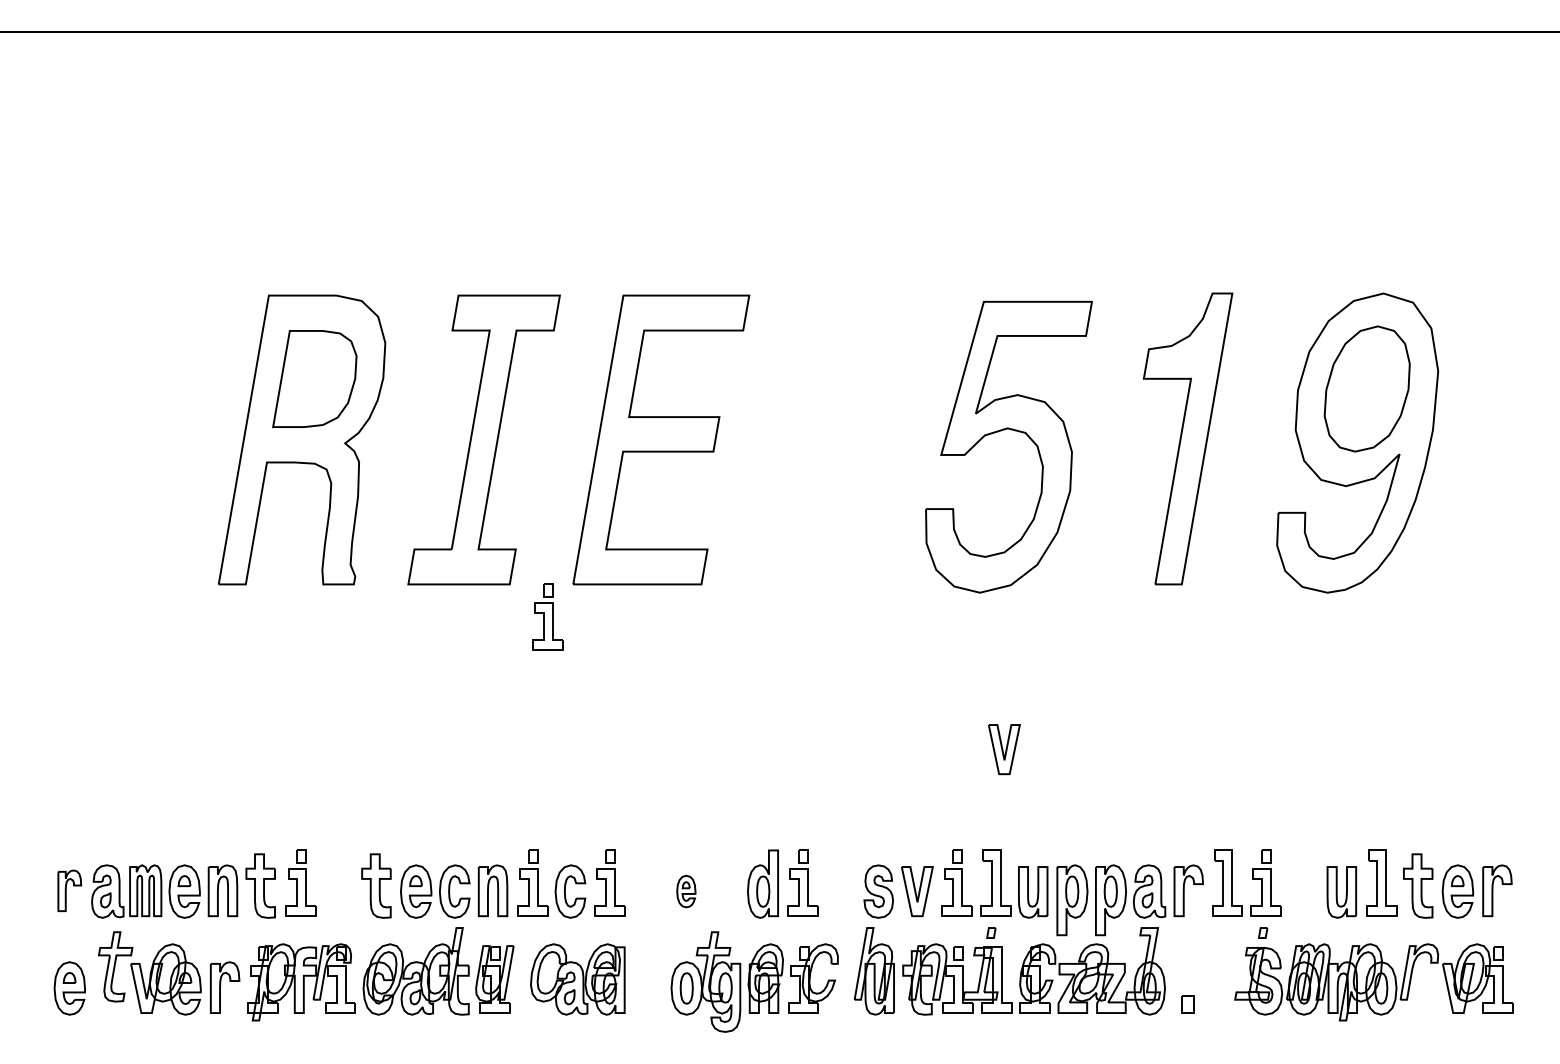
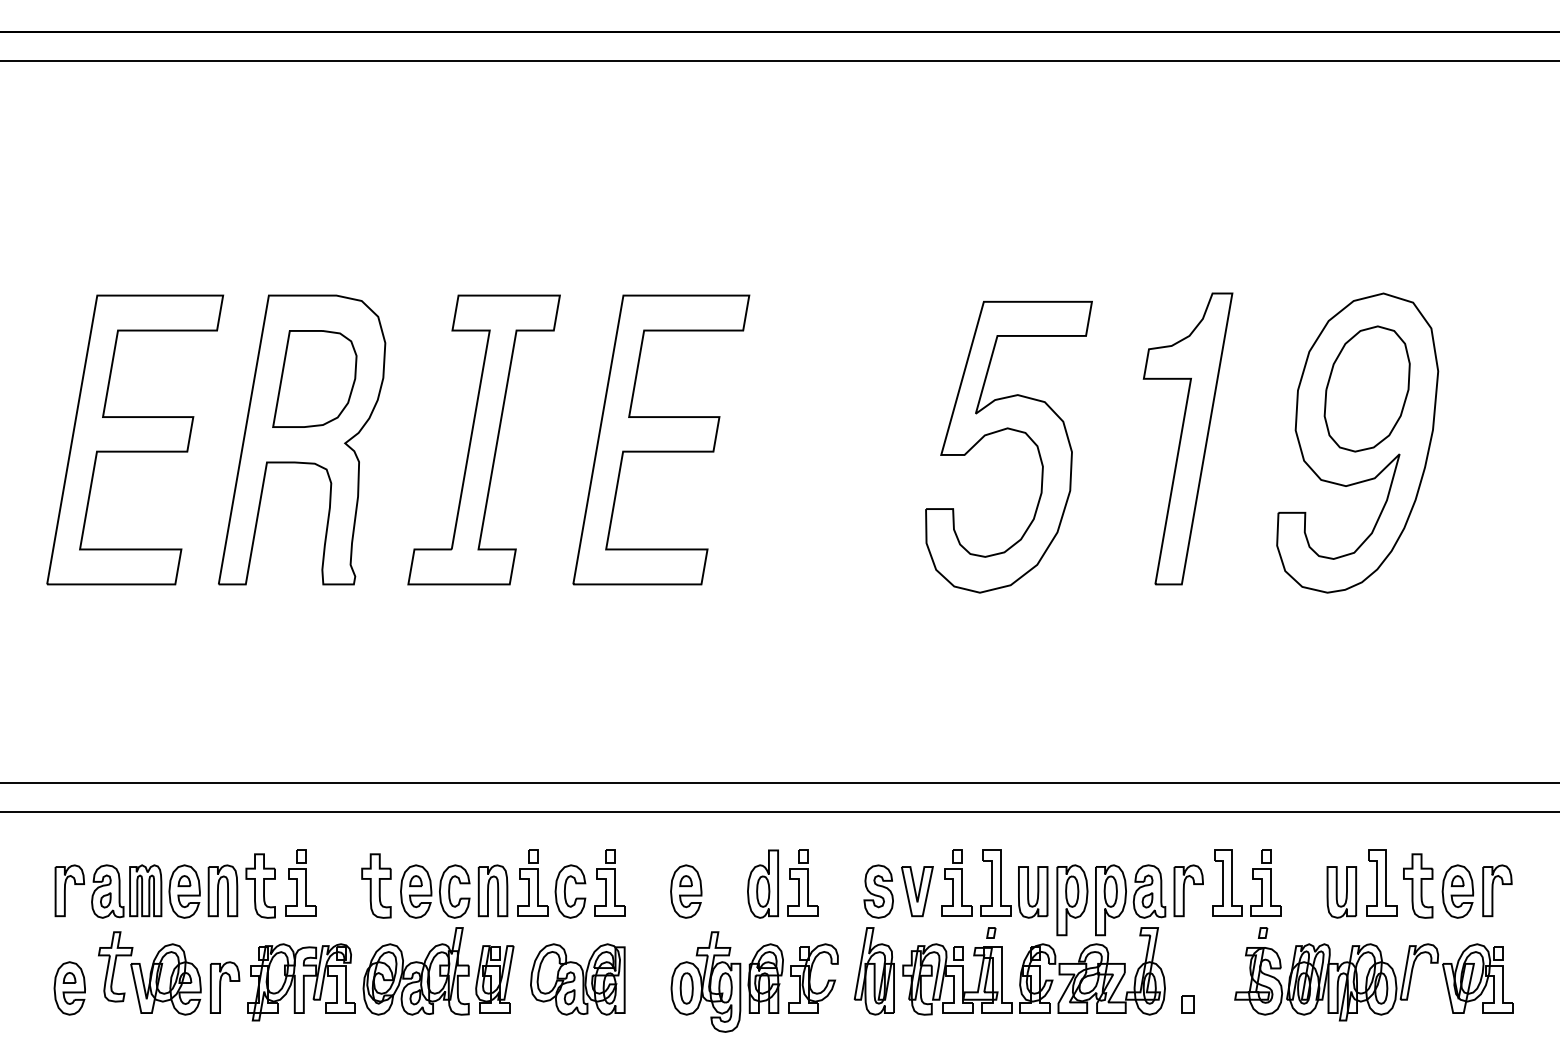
line: none -> present (779, 60)
part: none -> present (135, 439)
part: present -> none (547, 616)
part: present -> none (1004, 749)
line: none -> present (779, 782)
line: none -> present (779, 811)
part size: 26x43 px -> 31x54 px (69, 890)
part size: 21x35 px -> 33x55 px (686, 891)
